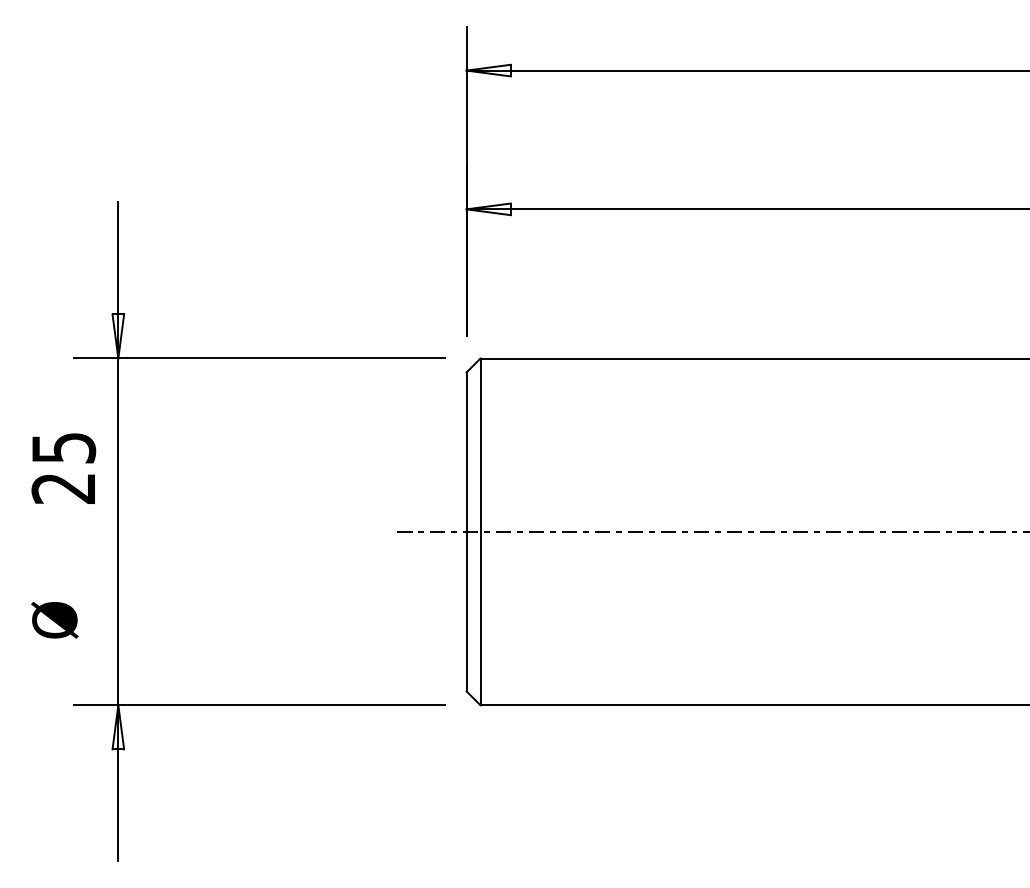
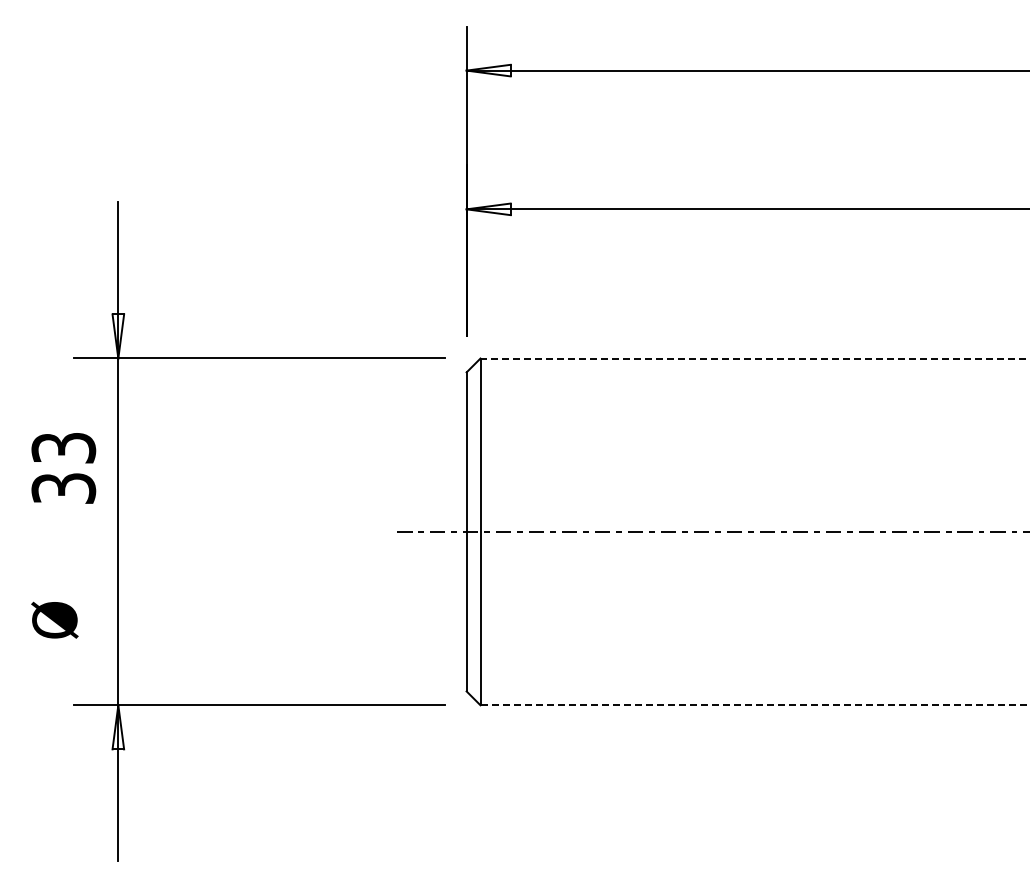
line: solid -> dashed (754, 358)
text: 25 -> 33 (63, 468)
line: solid -> dashed (755, 705)
